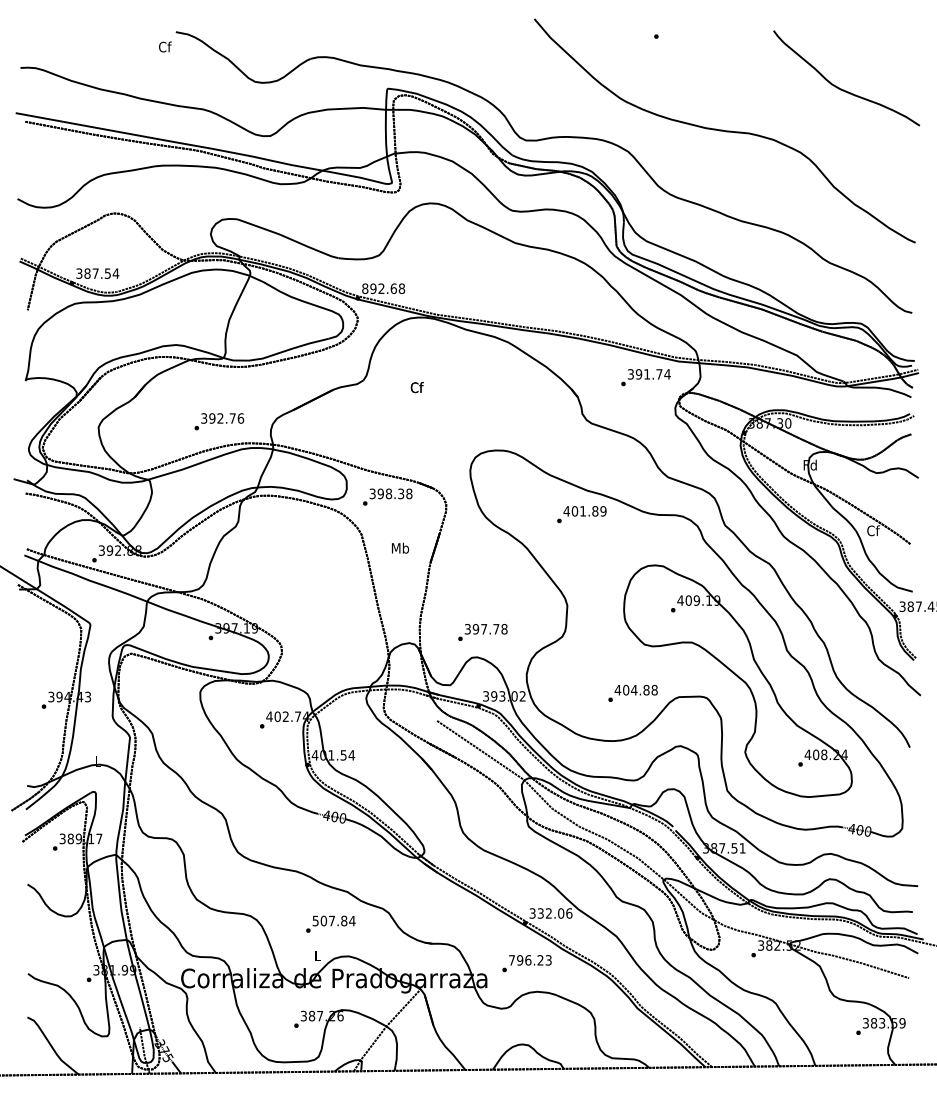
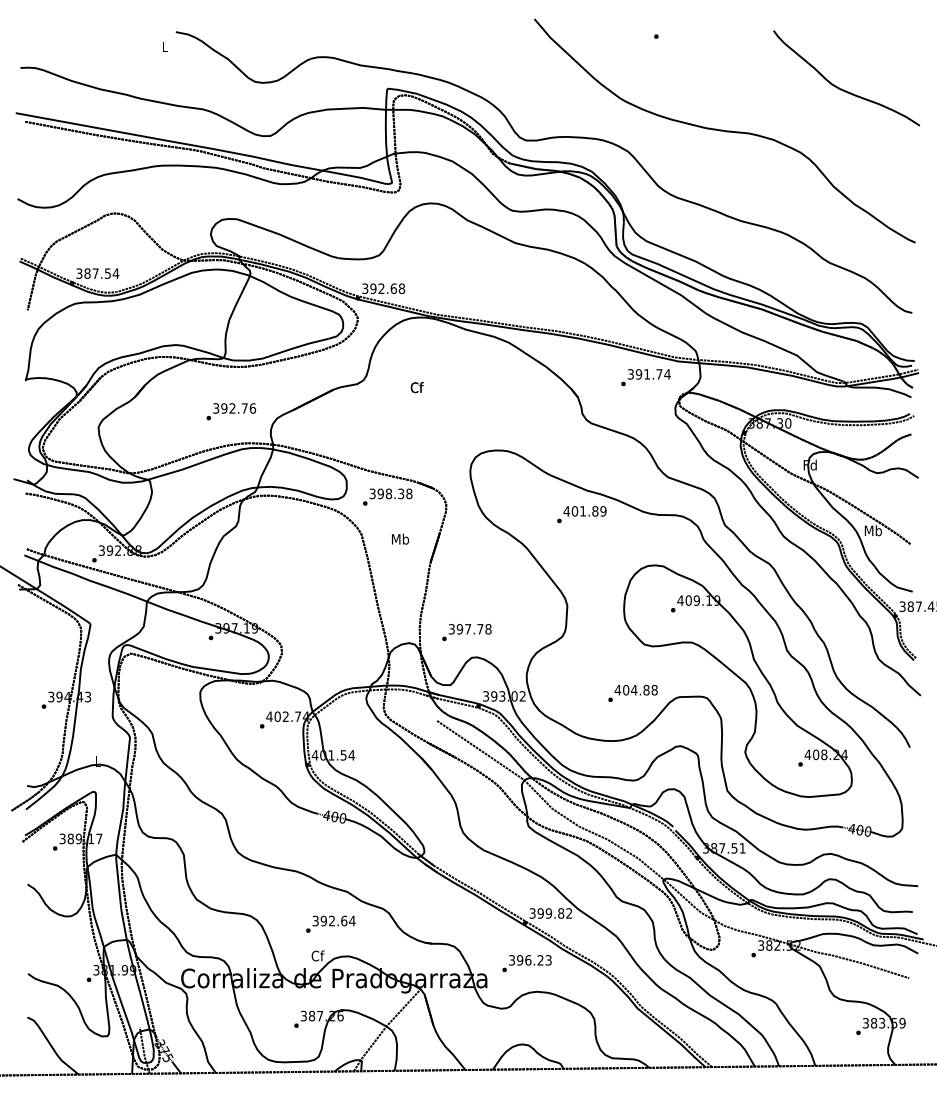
text: Cf -> L (165, 46)
text: 892.68 -> 392.68 (365, 288)
text position: (219, 421) -> (231, 411) (231, 411)
text: Cf -> Mb (872, 530)
text position: (400, 547) -> (400, 538) (400, 538)
text position: (482, 632) -> (466, 632) (466, 632)
text: 332.06 -> 399.82 (554, 913)
text: 507.84 -> 392.64 (330, 920)
text: L -> Cf (317, 955)
text: 796.23 -> 396.23 (511, 960)
